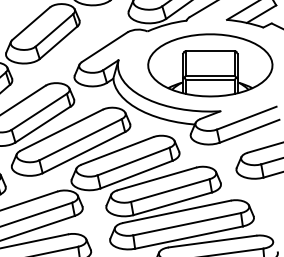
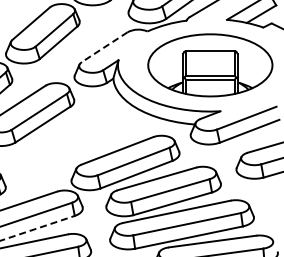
line: solid -> dashed (104, 47)
part: present -> none (71, 141)
line: solid -> dashed (37, 228)
